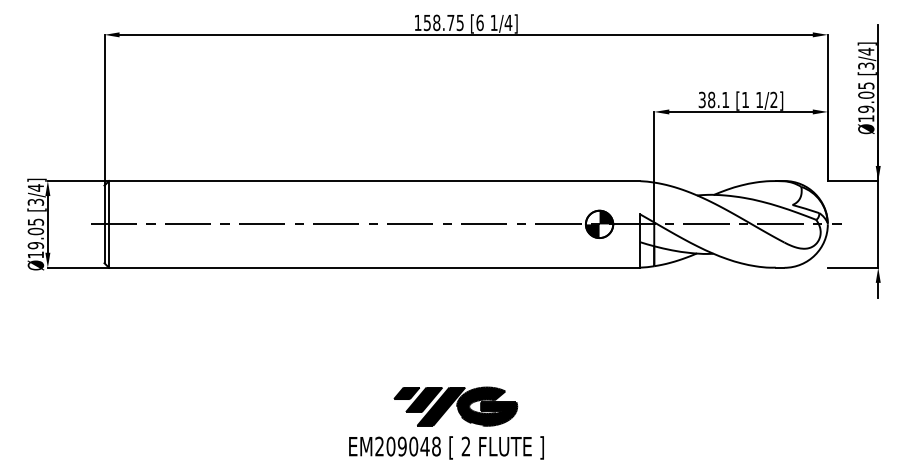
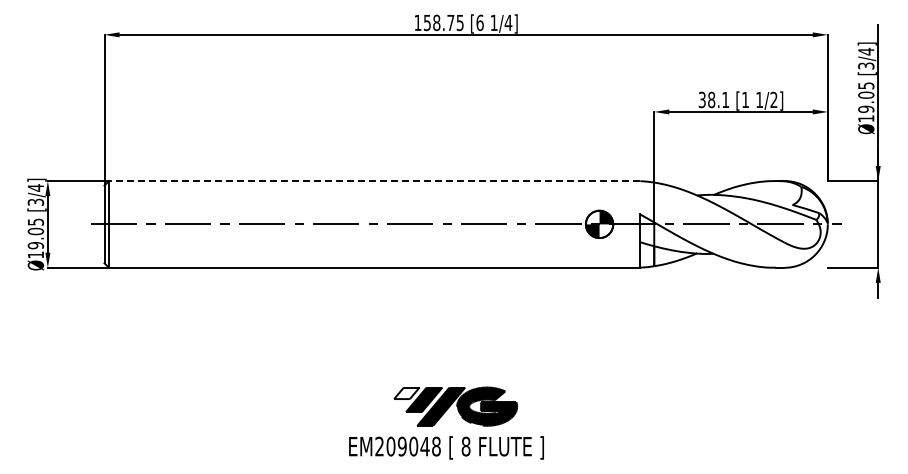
line: solid -> dashed (374, 181)
fill: present -> none (406, 393)
text: 2 -> 8 (465, 446)
